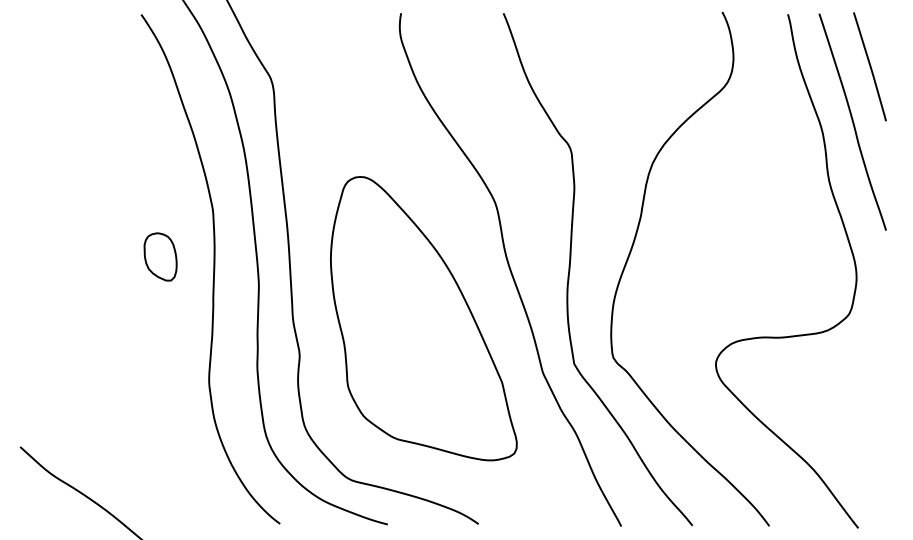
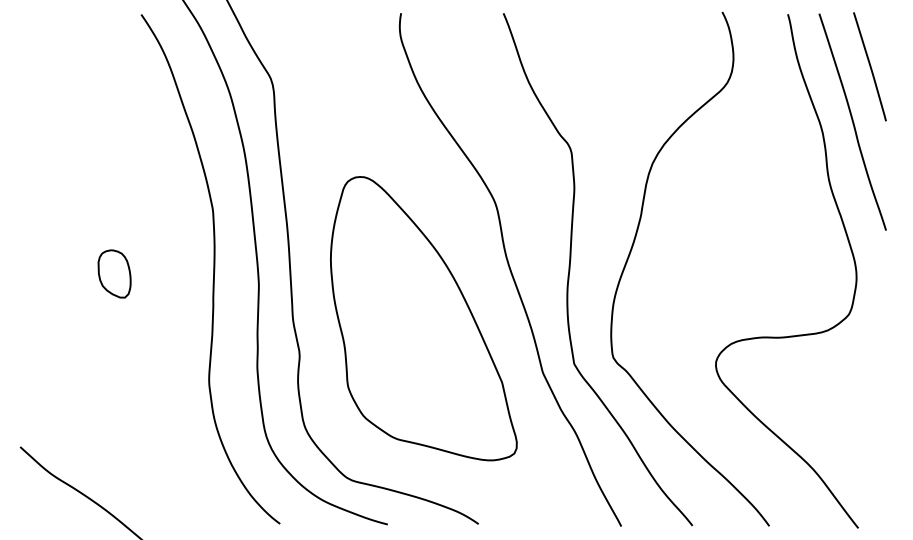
part position: (160, 256) -> (114, 273) (114, 273)
